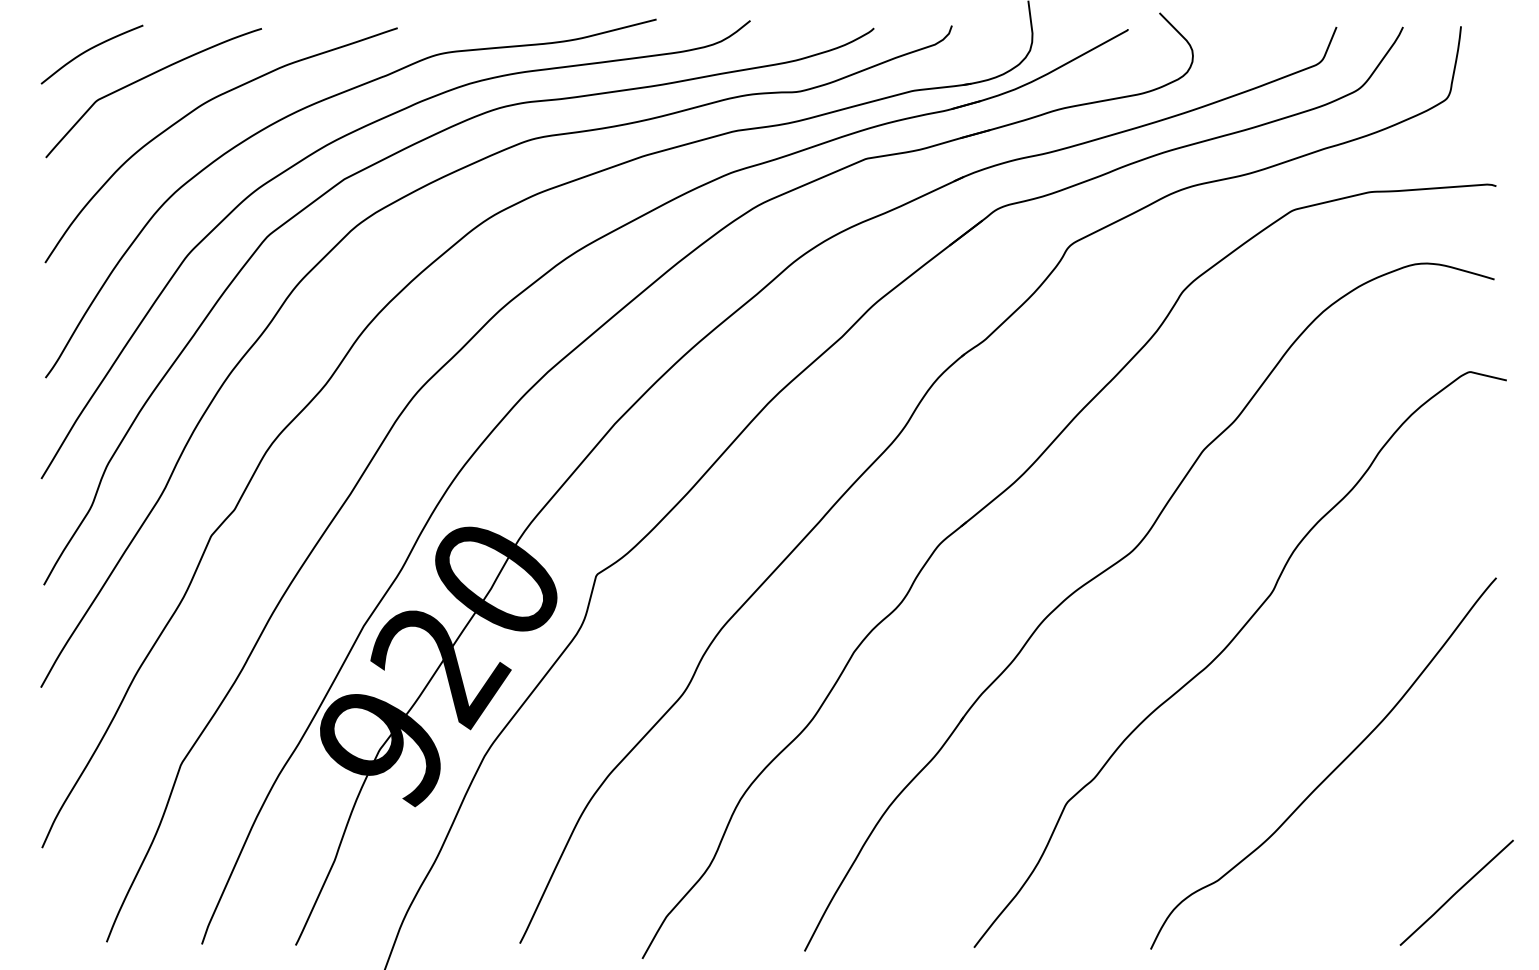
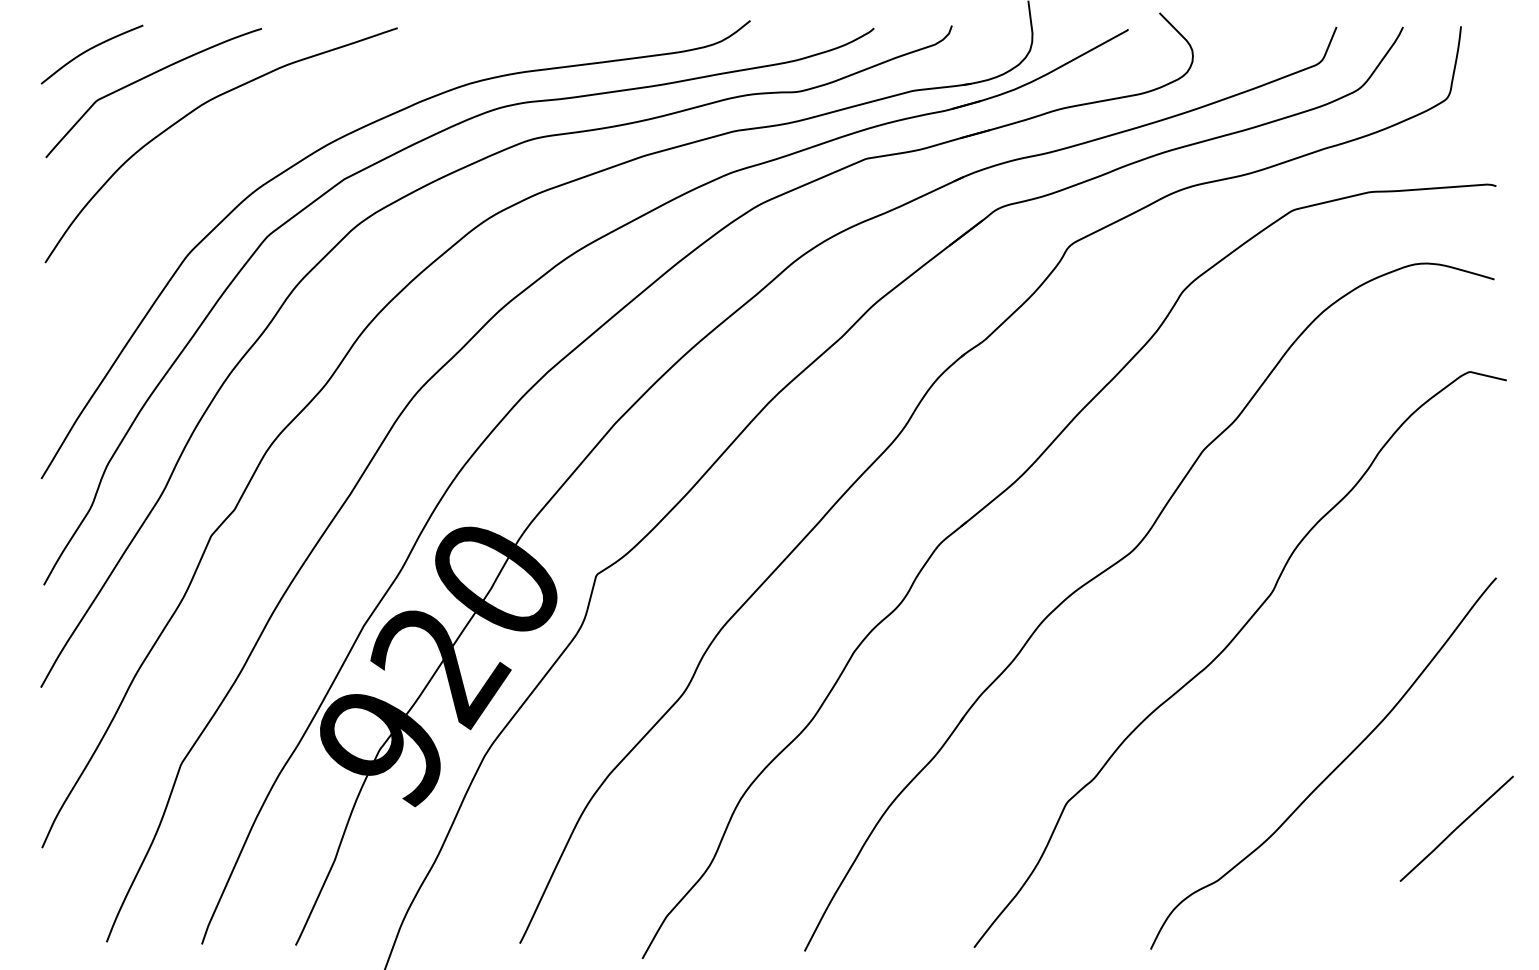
curve: present -> none (311, 106)
line position: (1456, 892) -> (1456, 828) (1456, 828)
